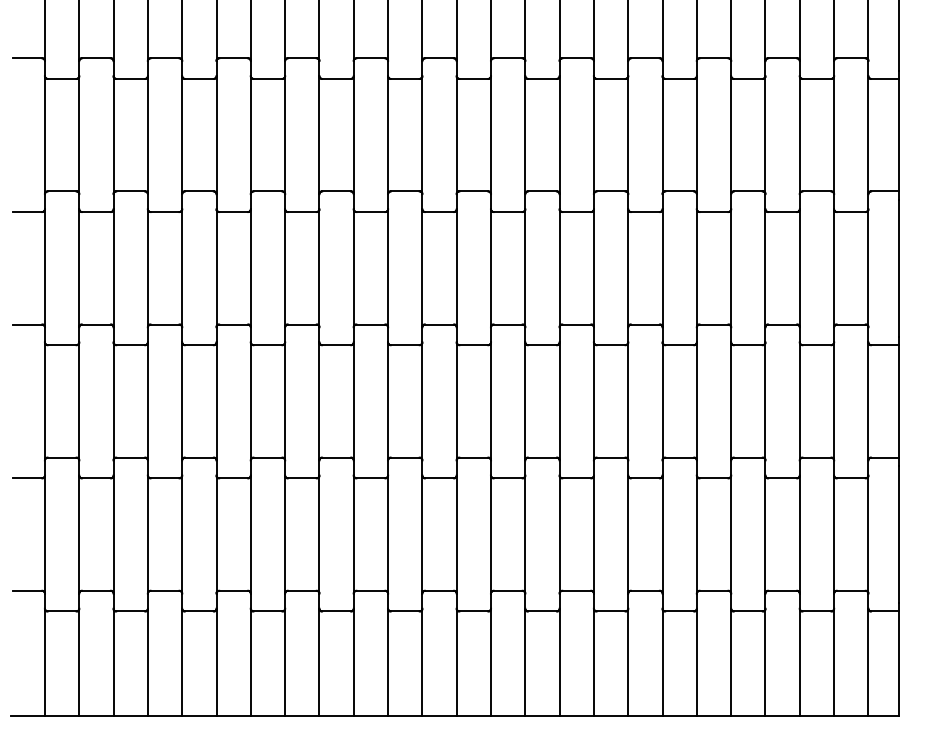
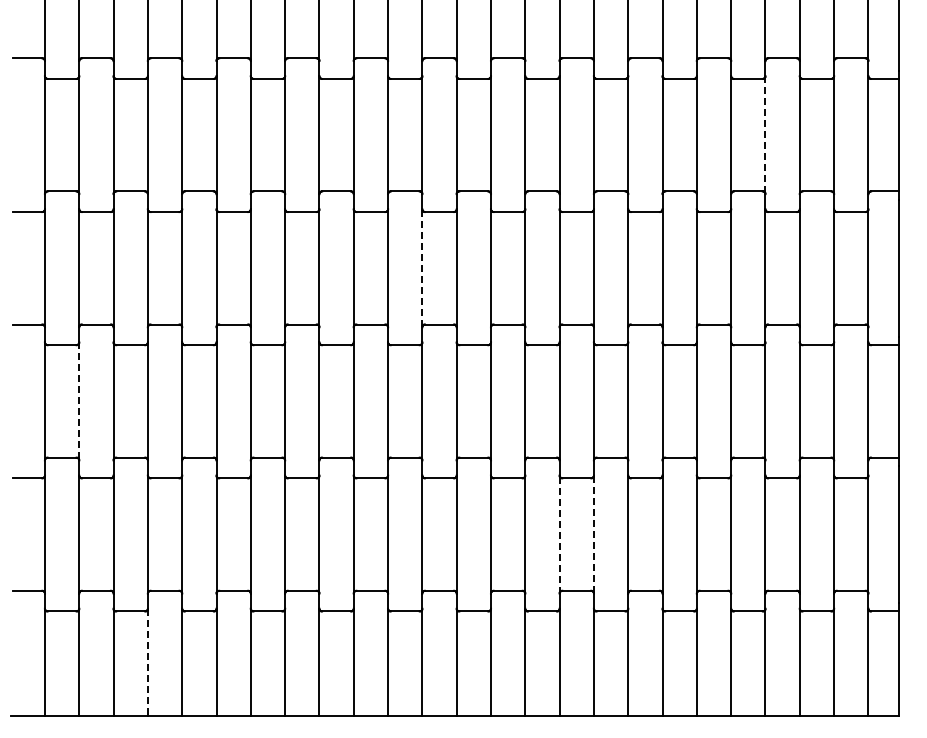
line: solid -> dashed (765, 135)
line: solid -> dashed (422, 267)
line: solid -> dashed (79, 401)
line: solid -> dashed (559, 534)
line: solid -> dashed (593, 535)
line: solid -> dashed (147, 662)
